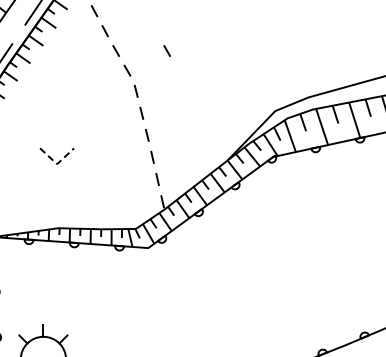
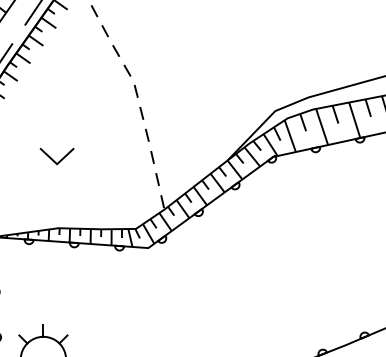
line: present -> none (166, 50)
line: dashed -> solid (57, 164)
